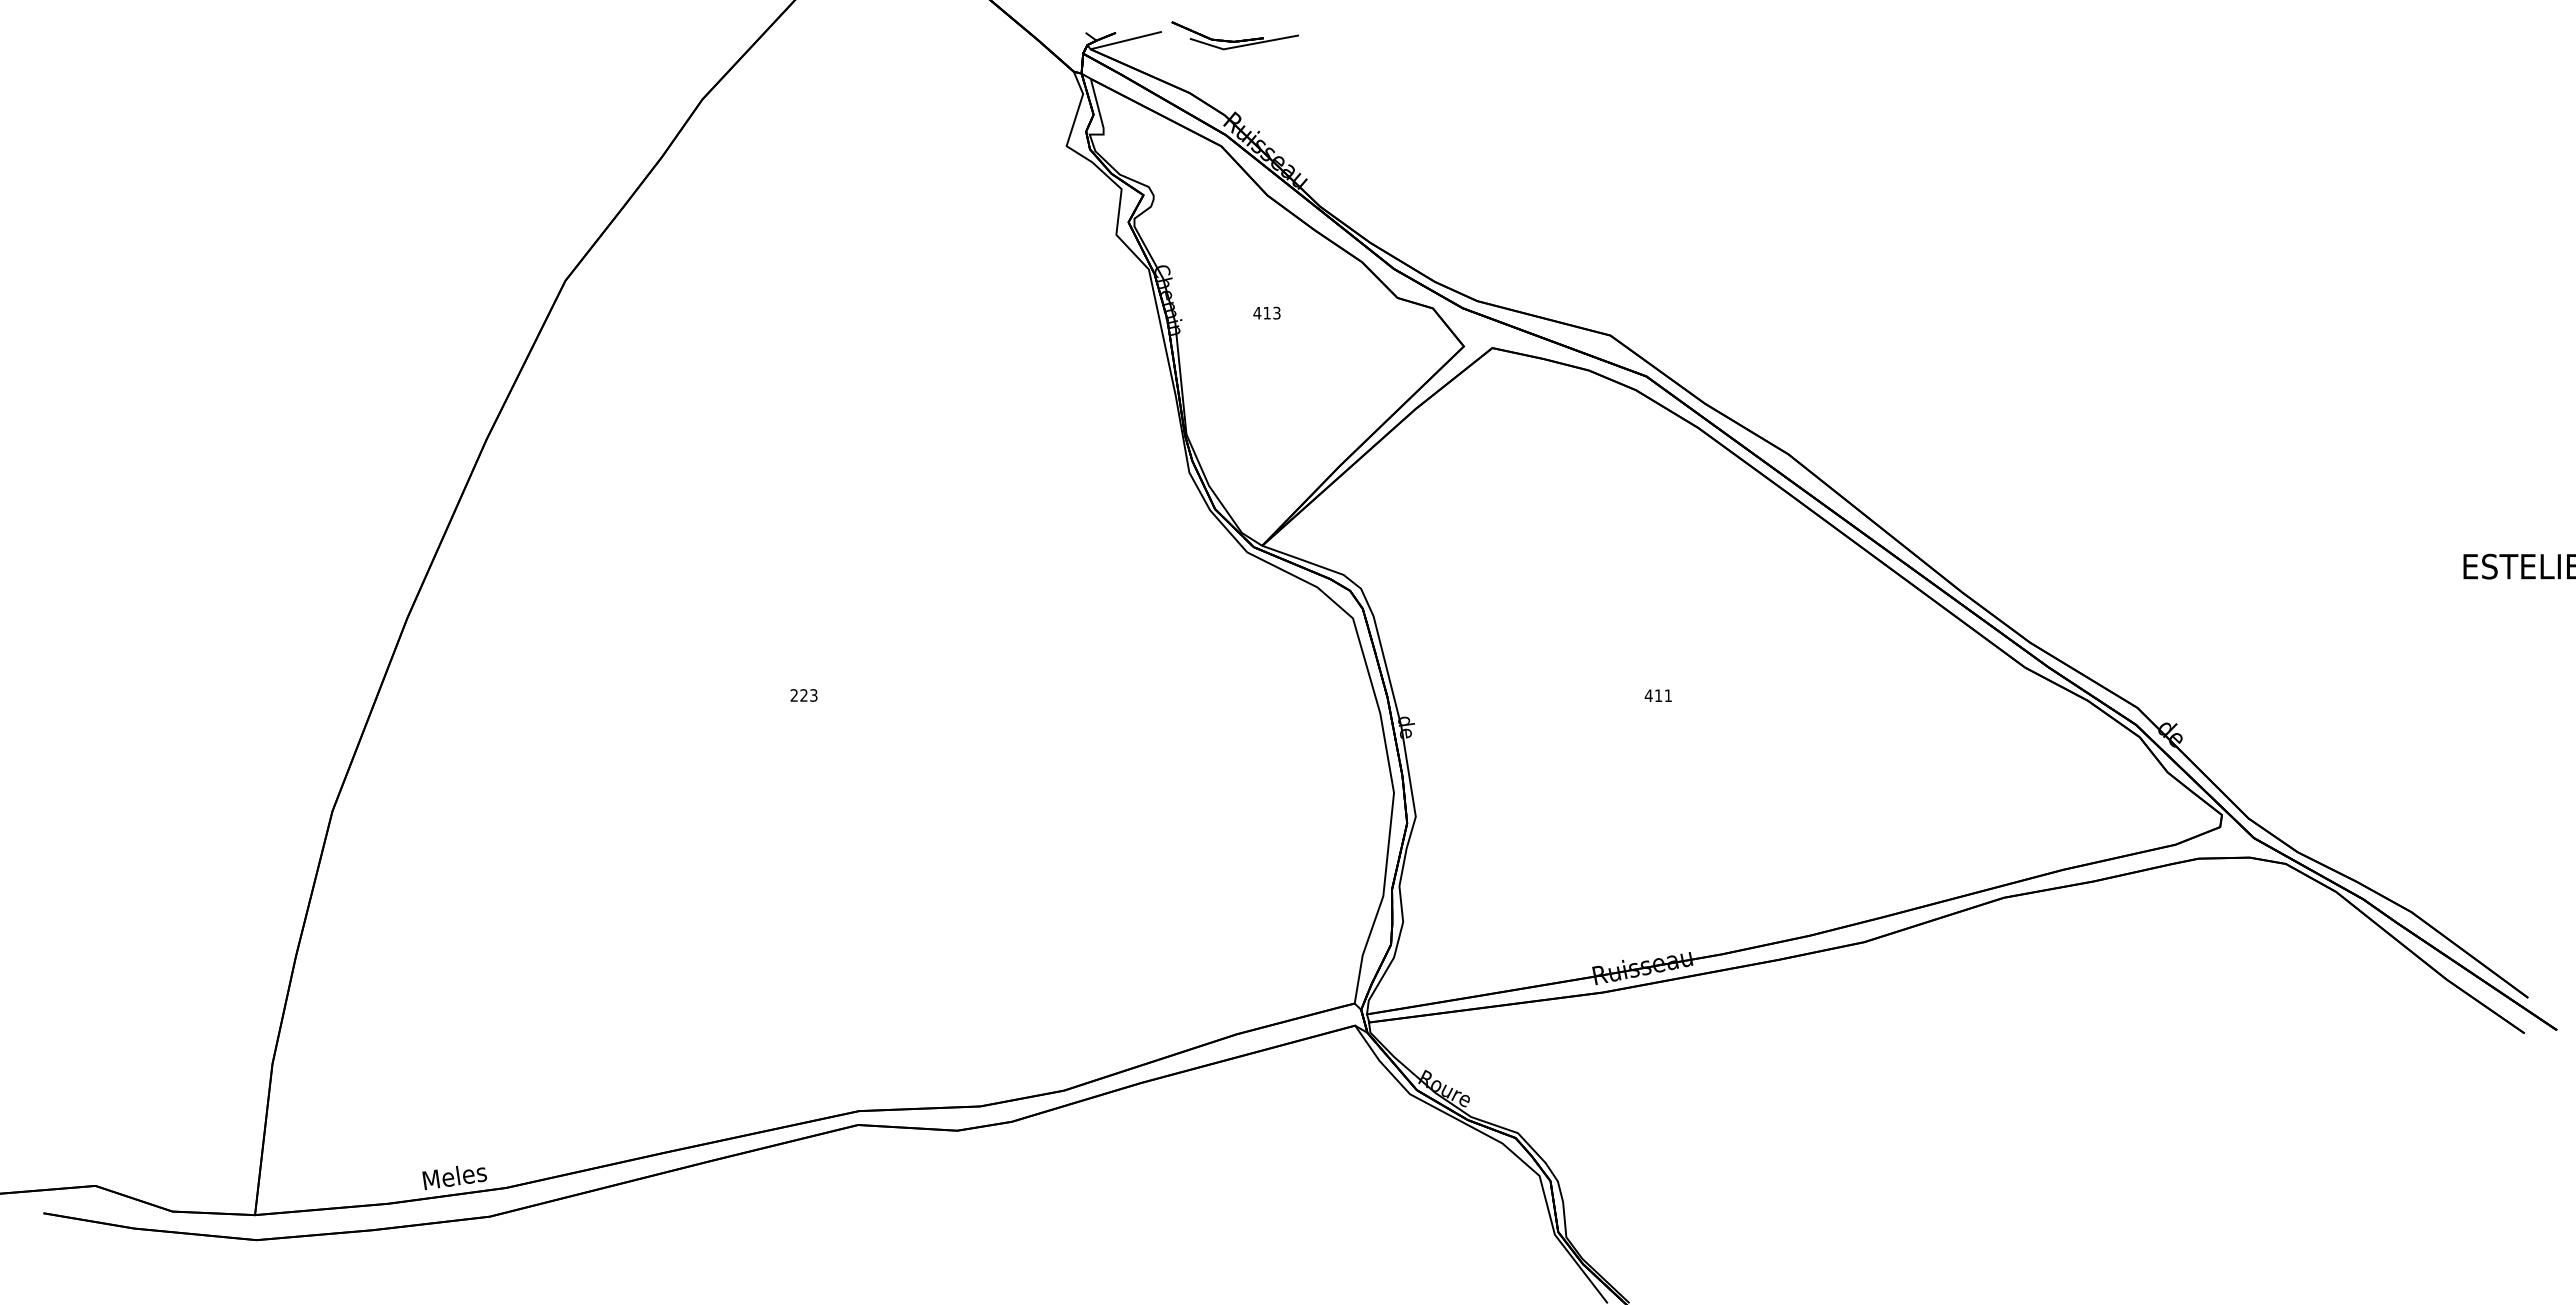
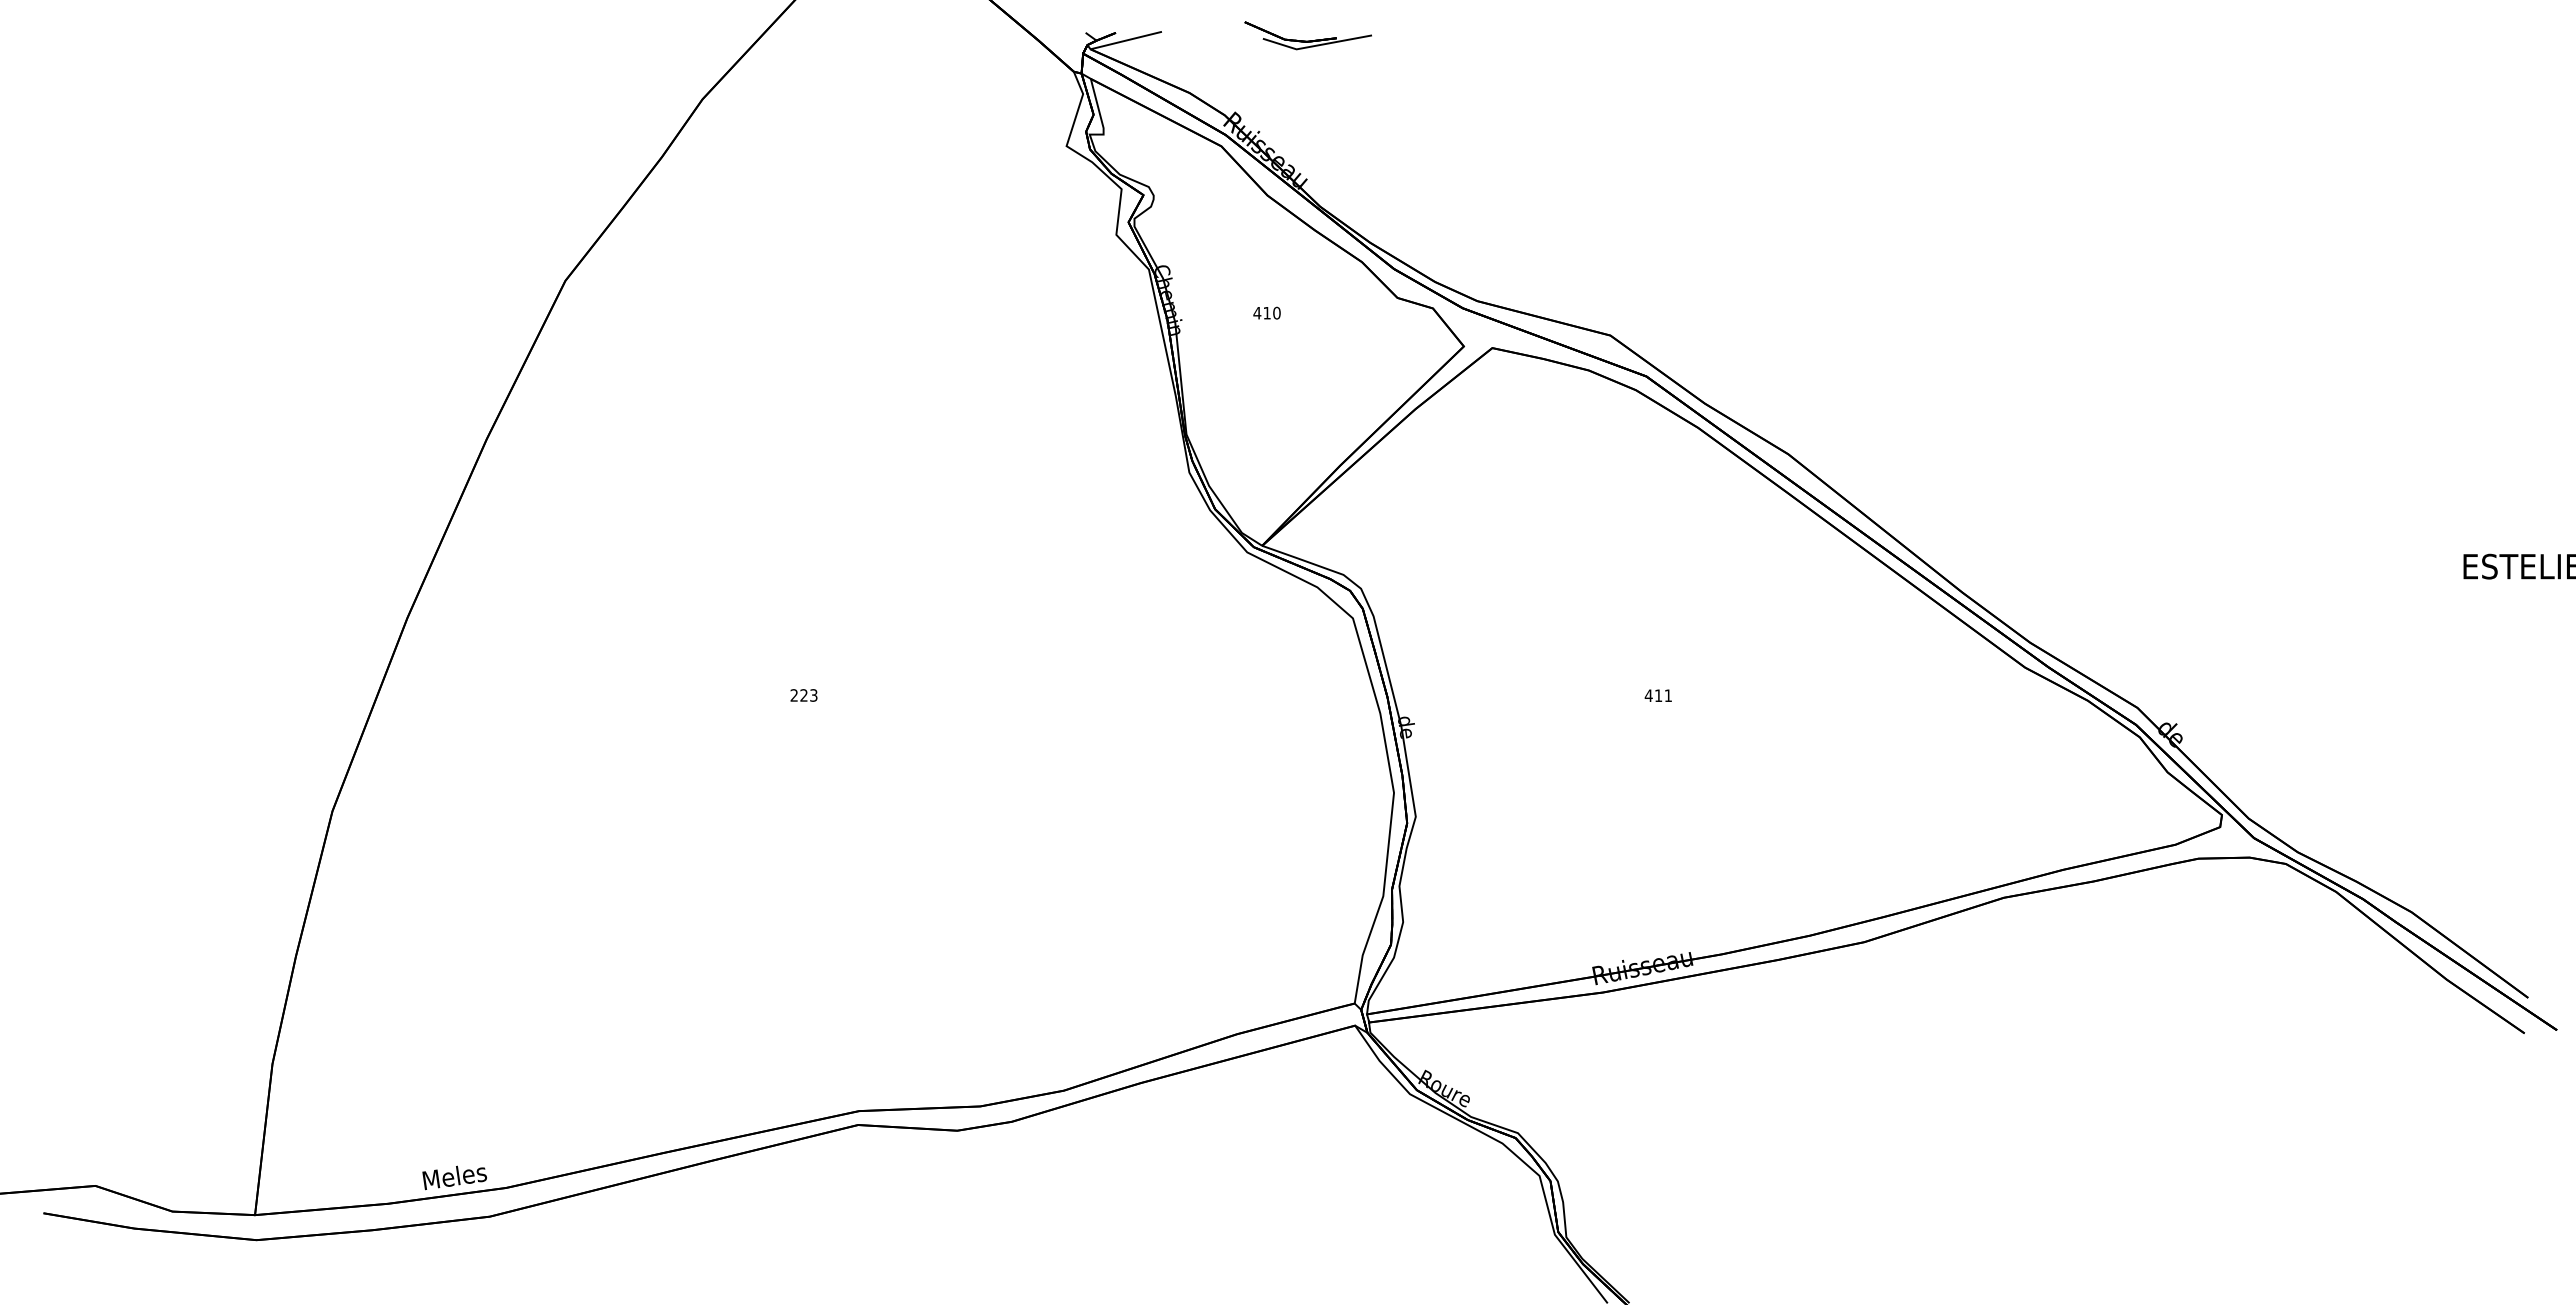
part position: (1234, 35) -> (1307, 35) (1307, 35)
text: 413 -> 410 (1276, 312)
